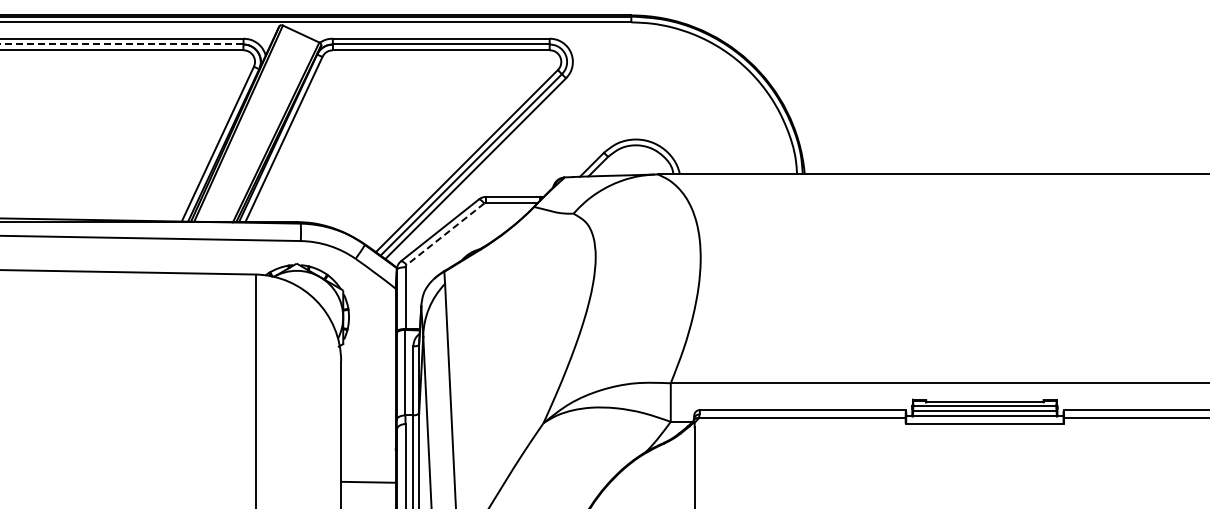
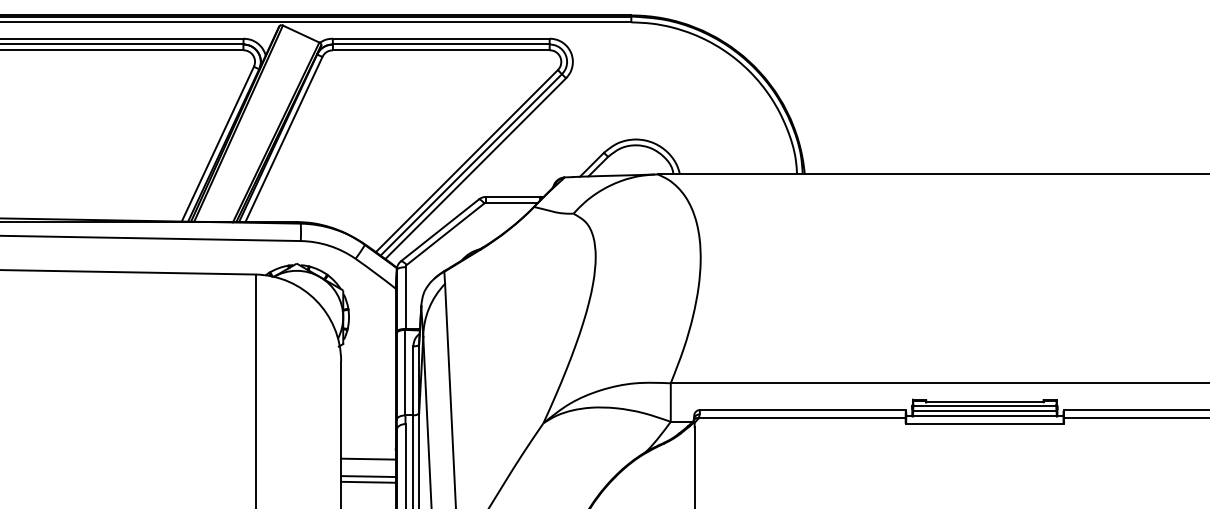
line: dashed -> solid (121, 44)
line: dashed -> solid (445, 234)
line: none -> present (368, 458)
line: none -> present (368, 476)
